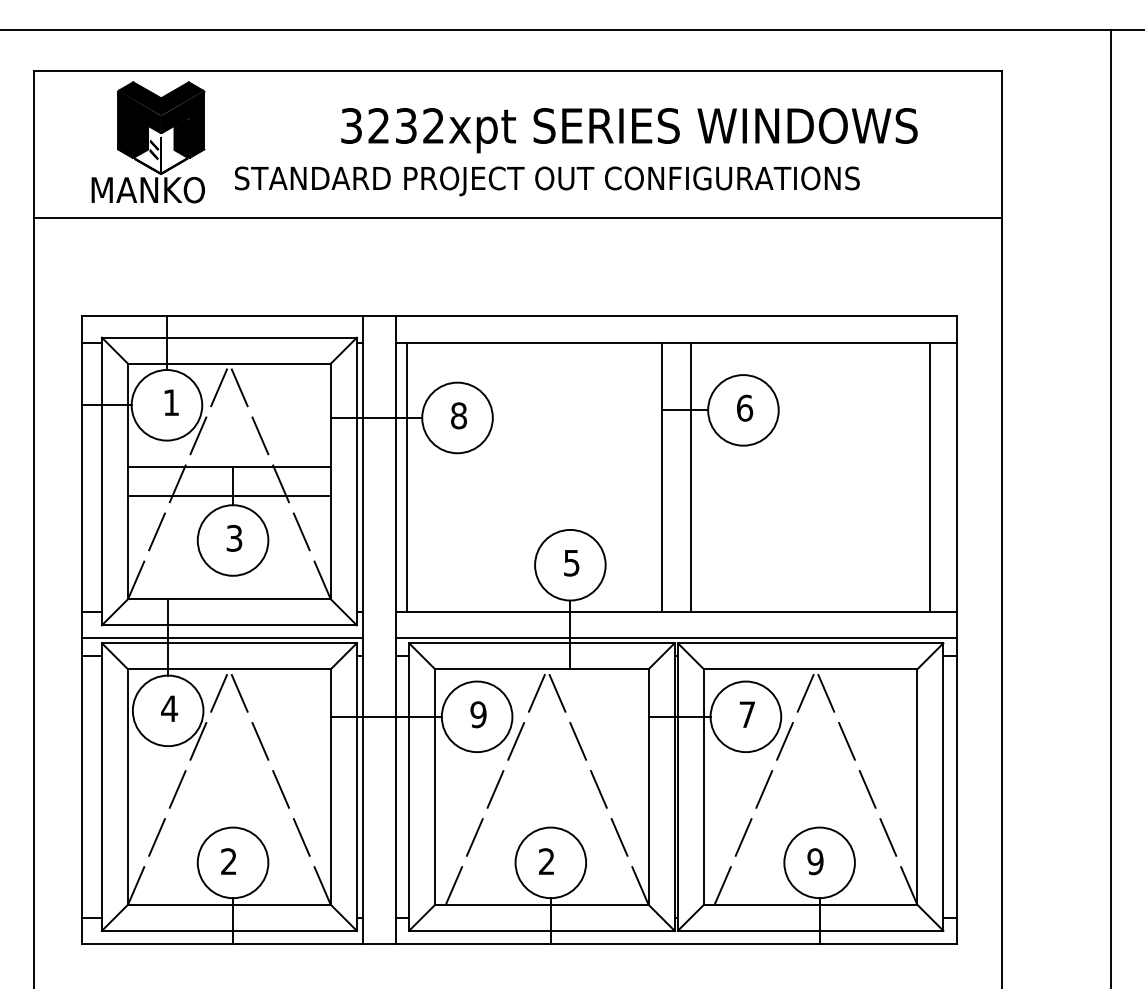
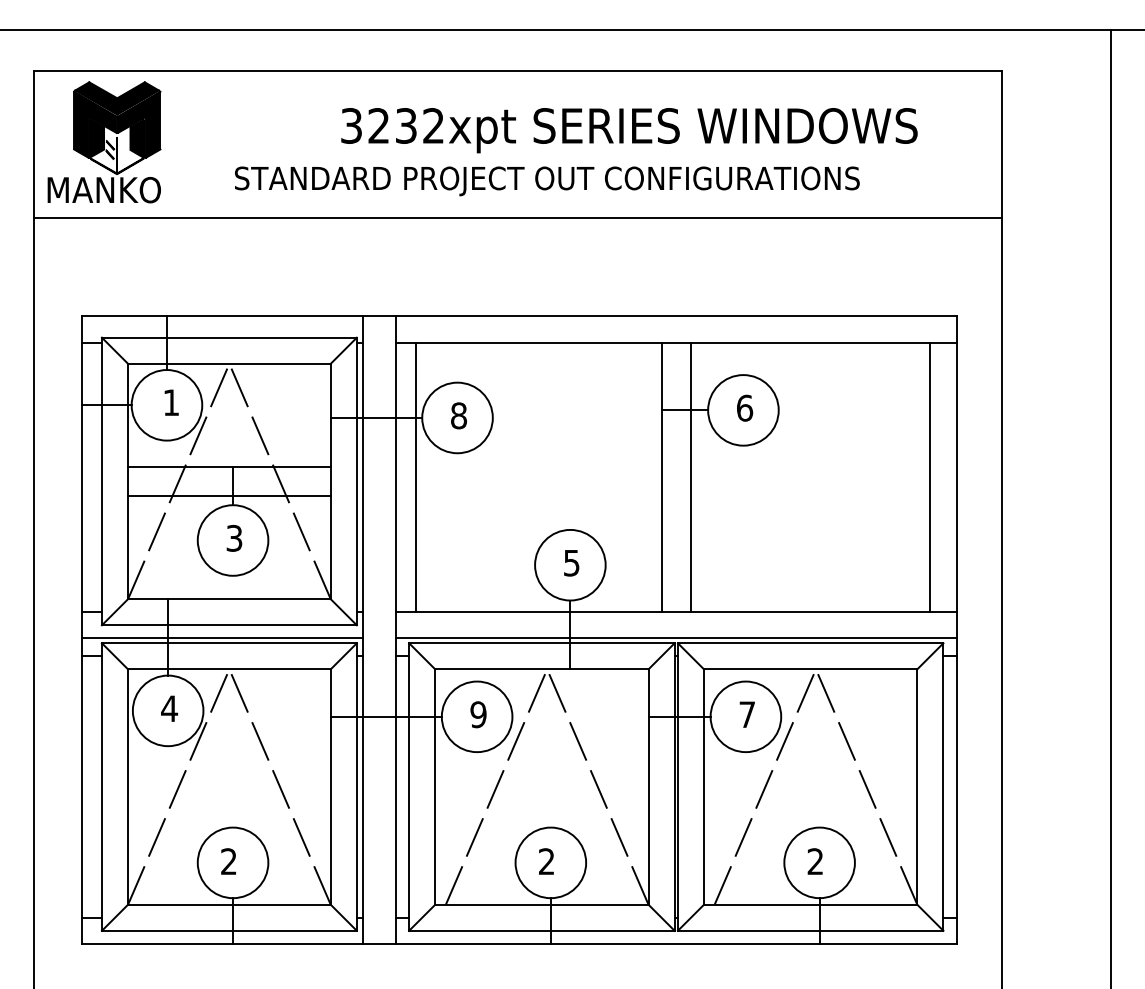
part position: (148, 142) -> (104, 142) (104, 142)
line position: (406, 477) -> (415, 477) (415, 477)
text: 9 -> 2 (815, 861)
